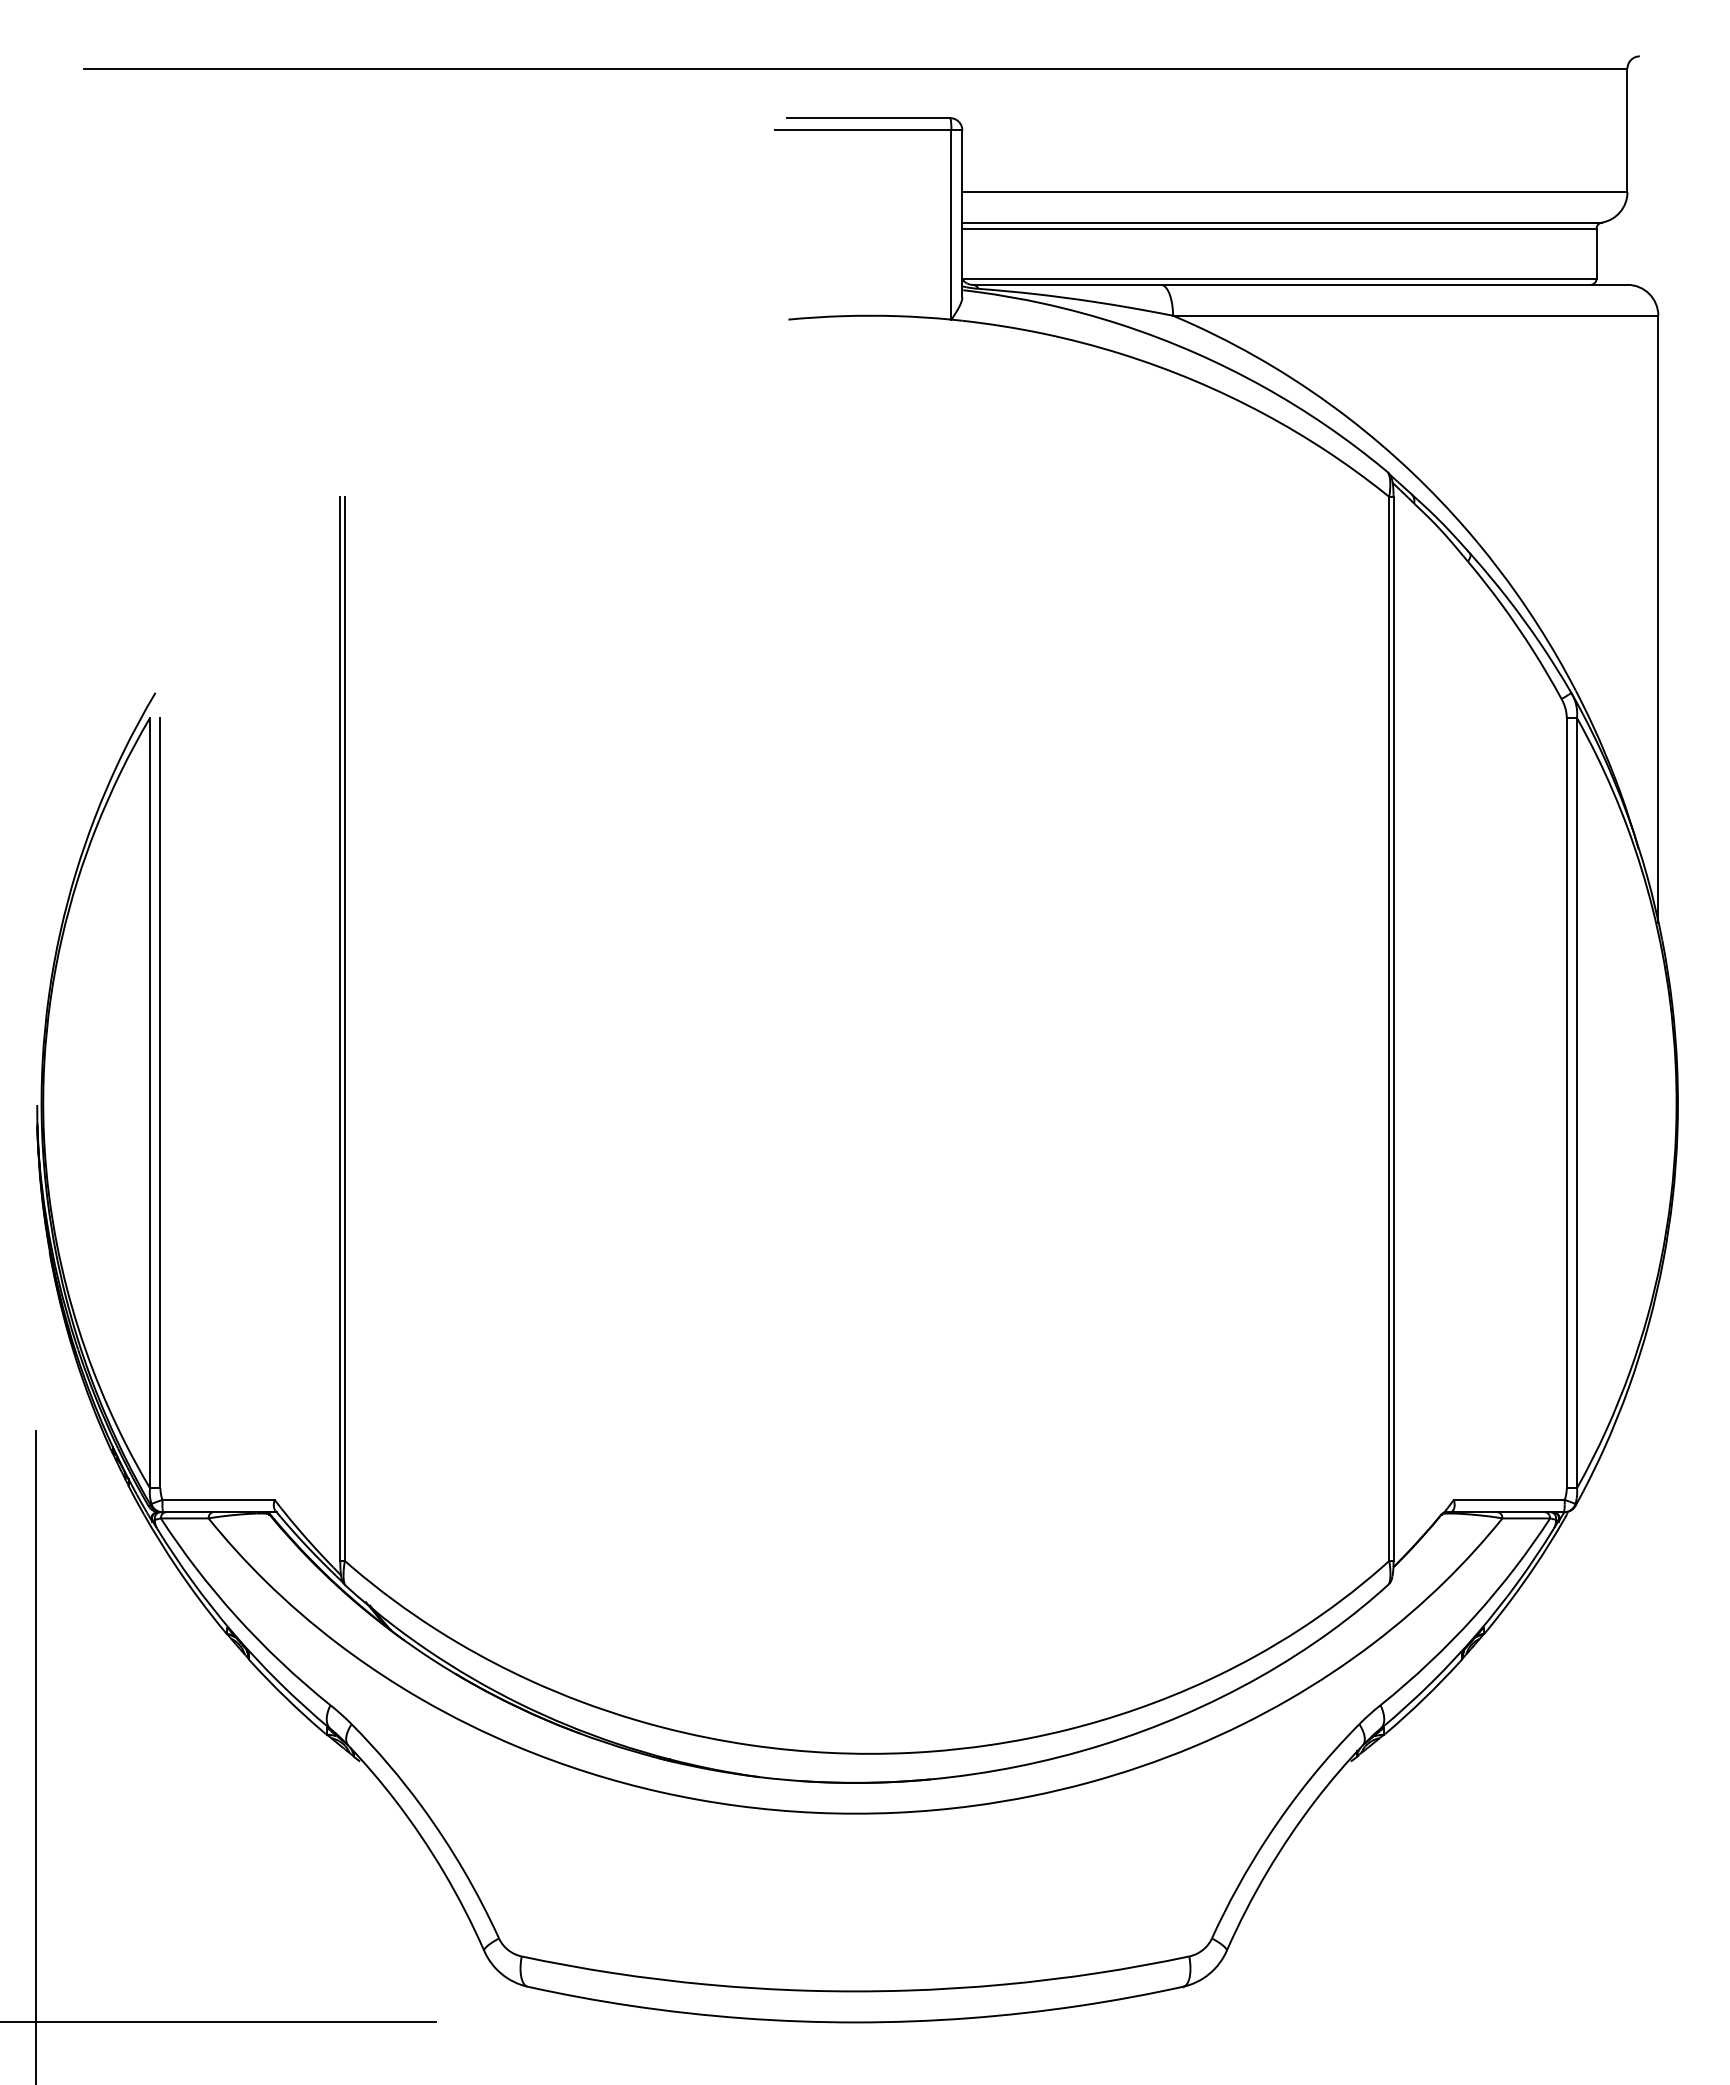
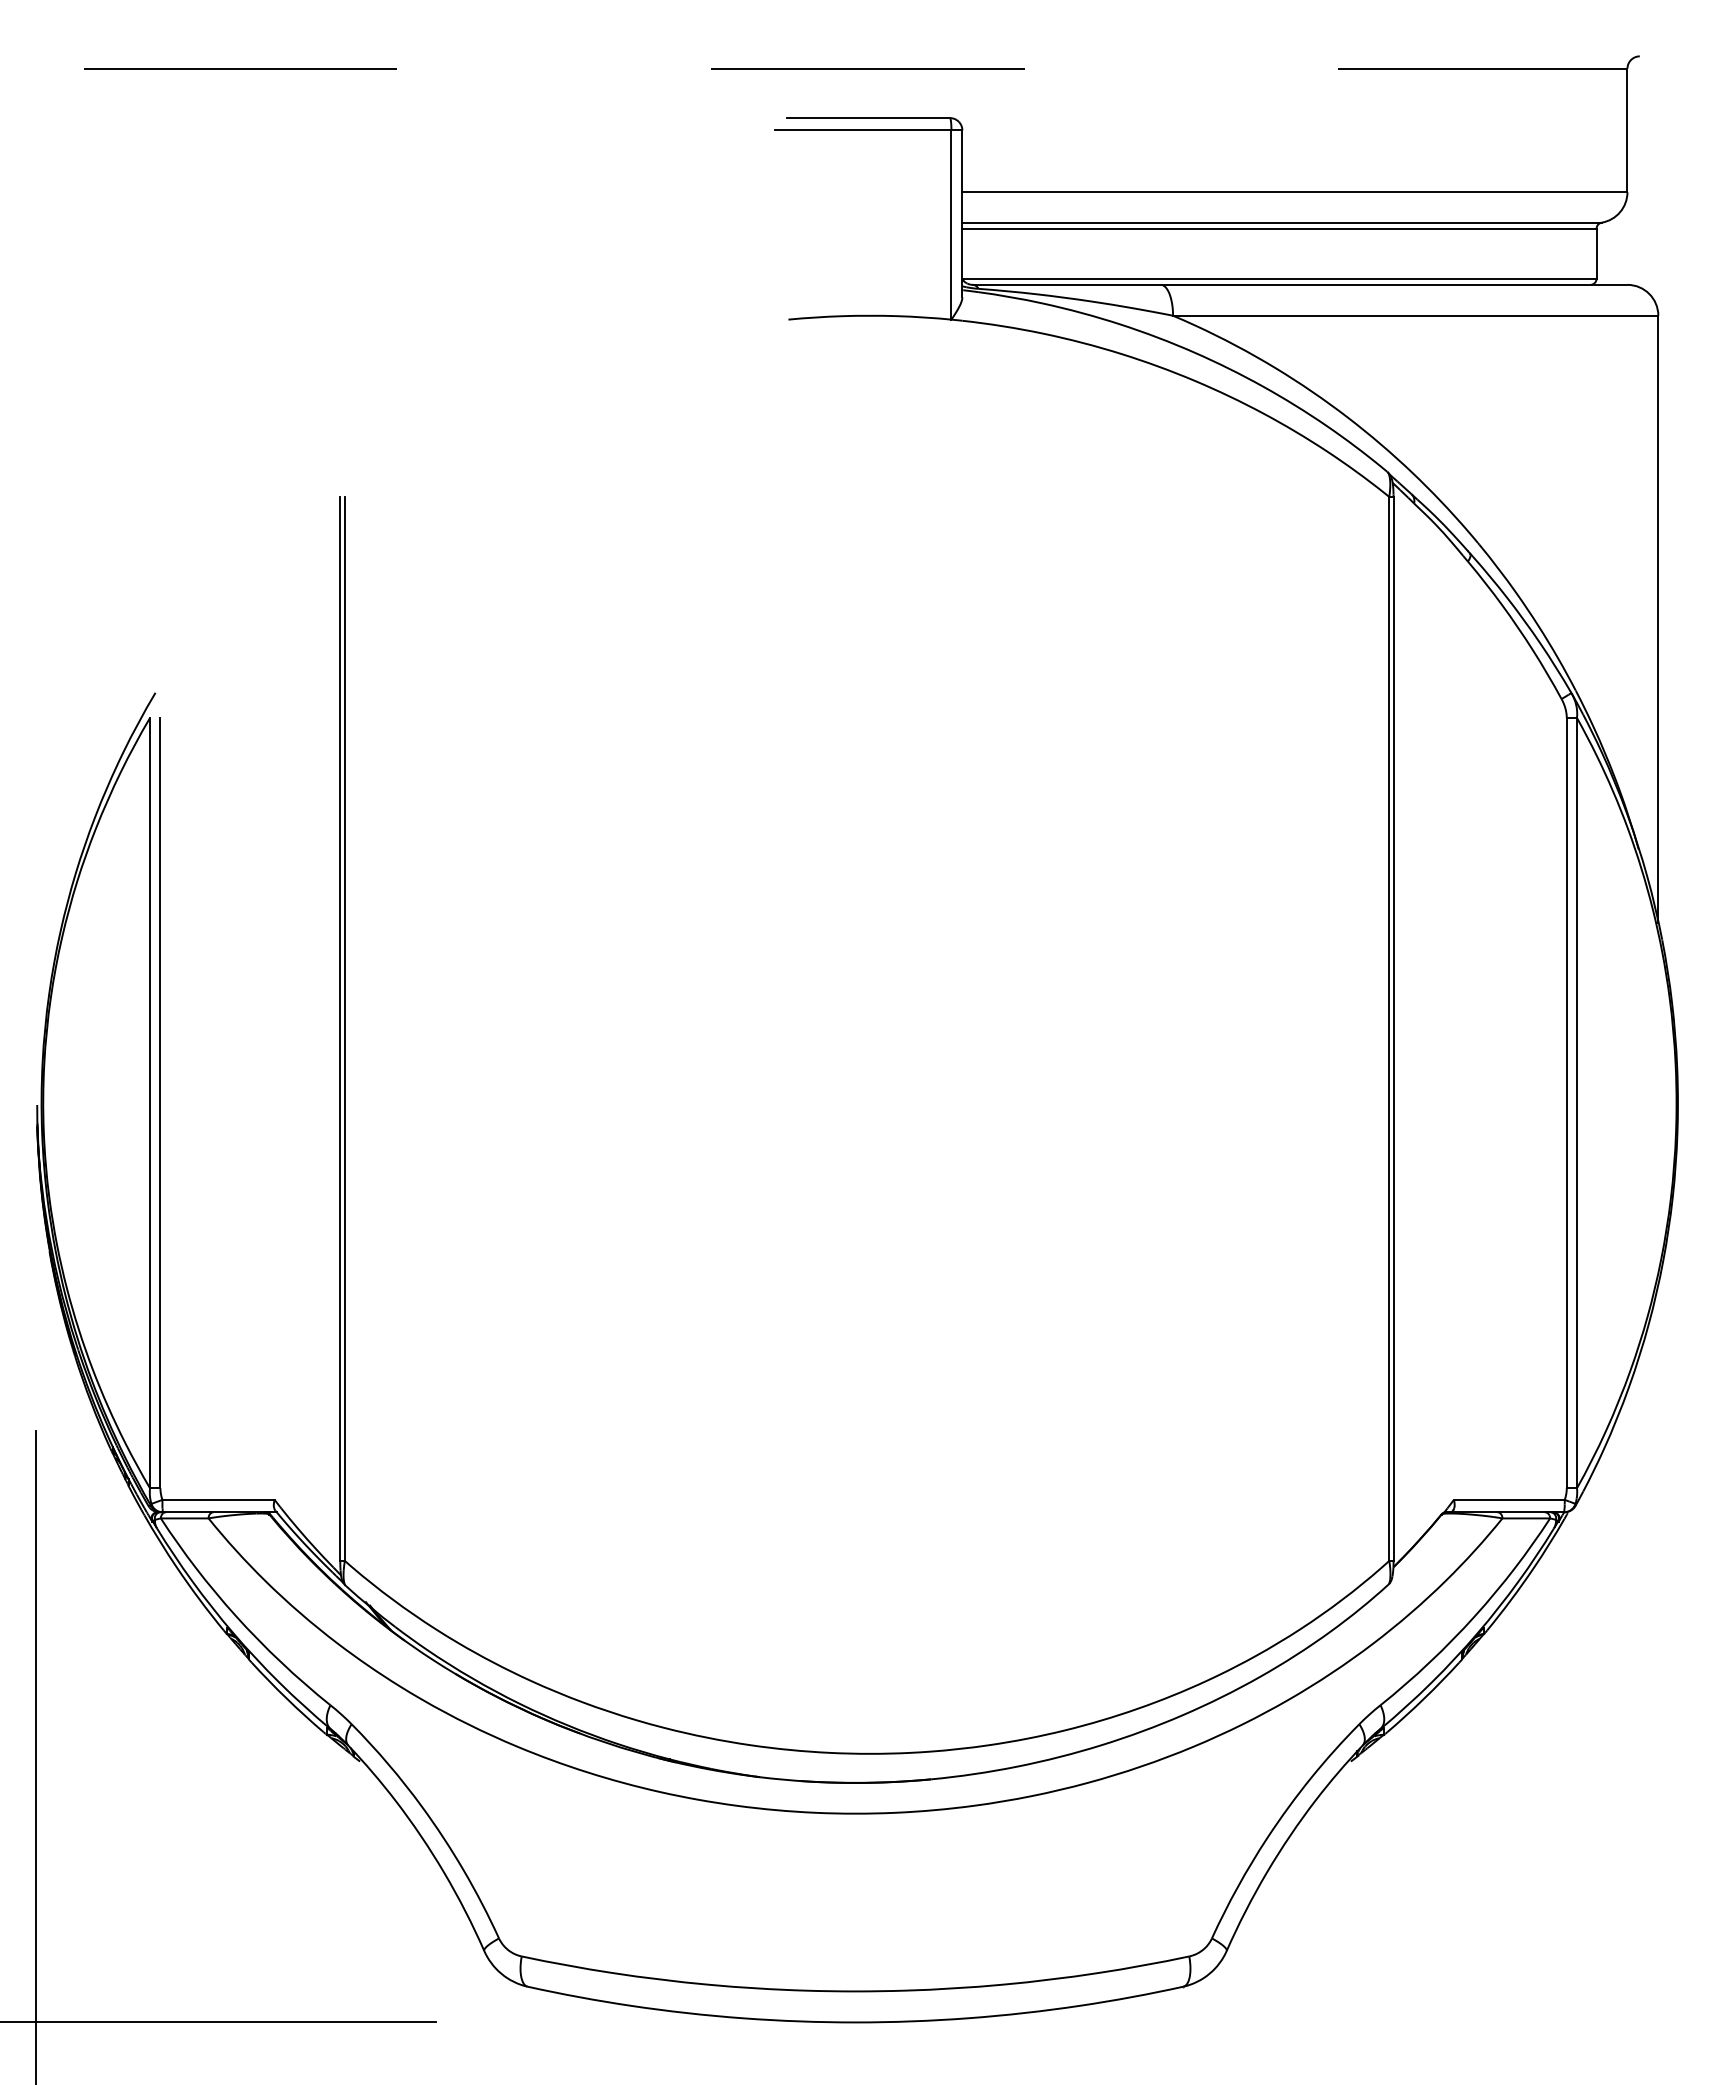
line: solid -> dashed (855, 68)
